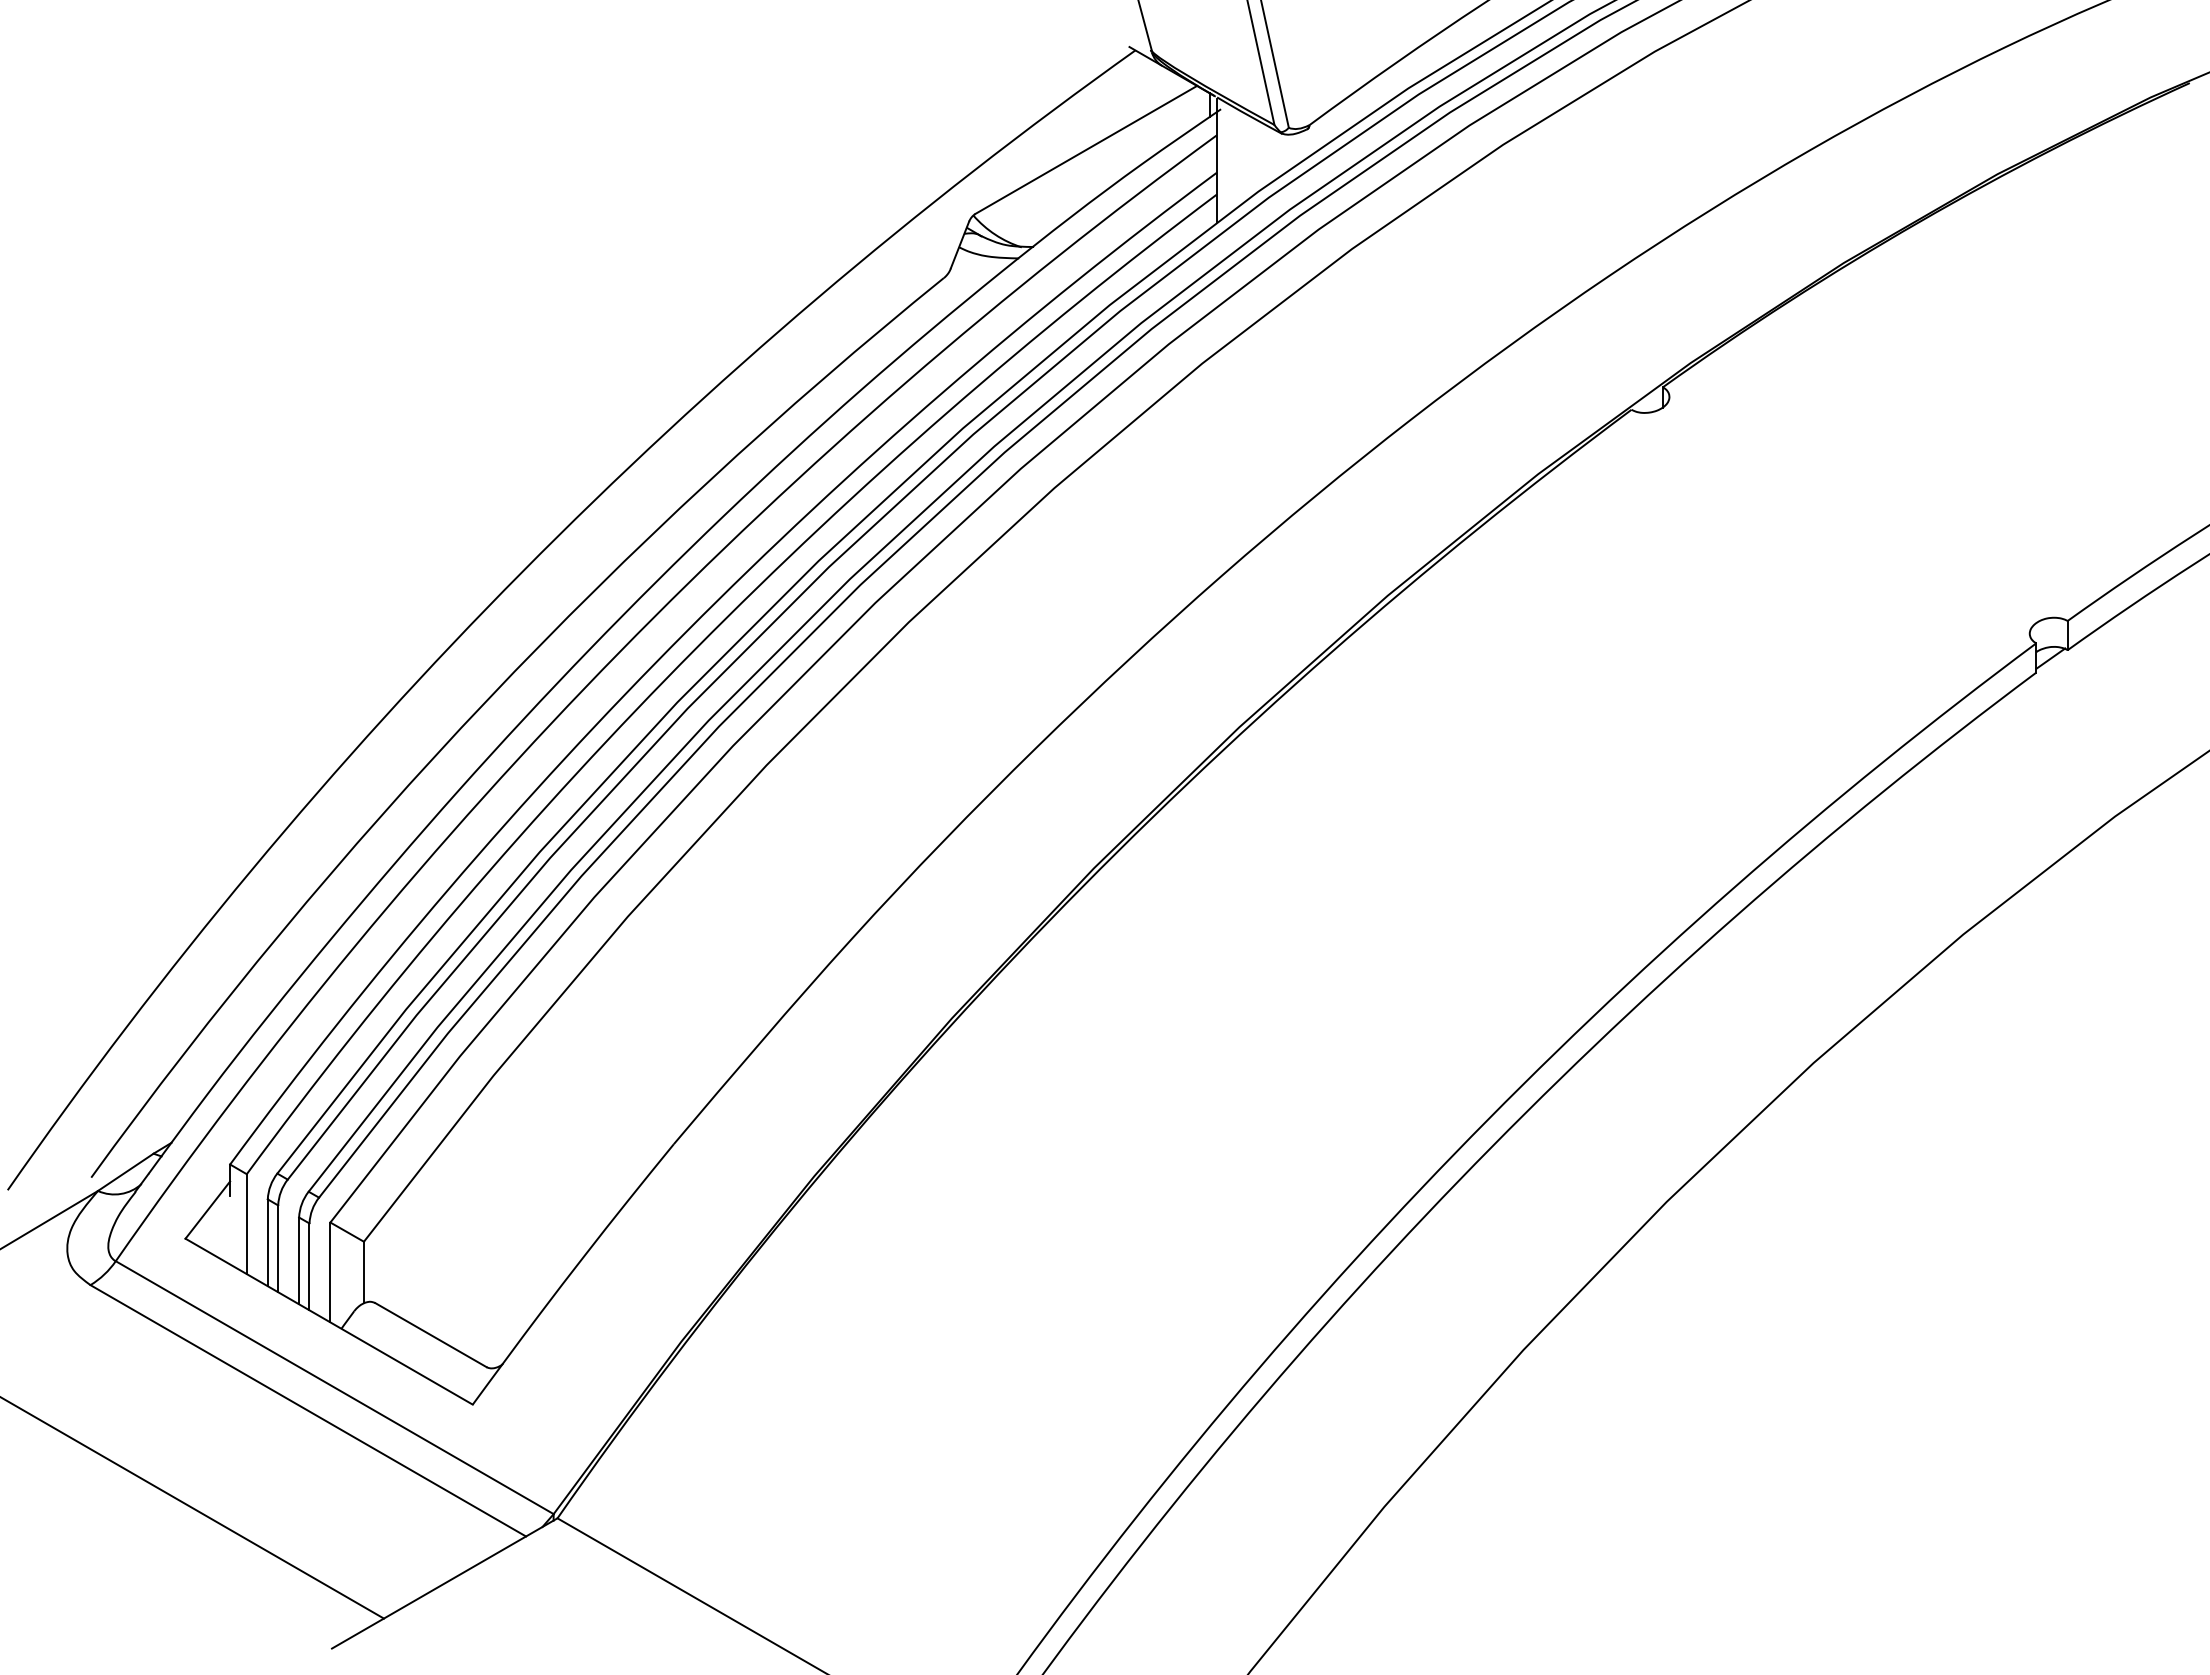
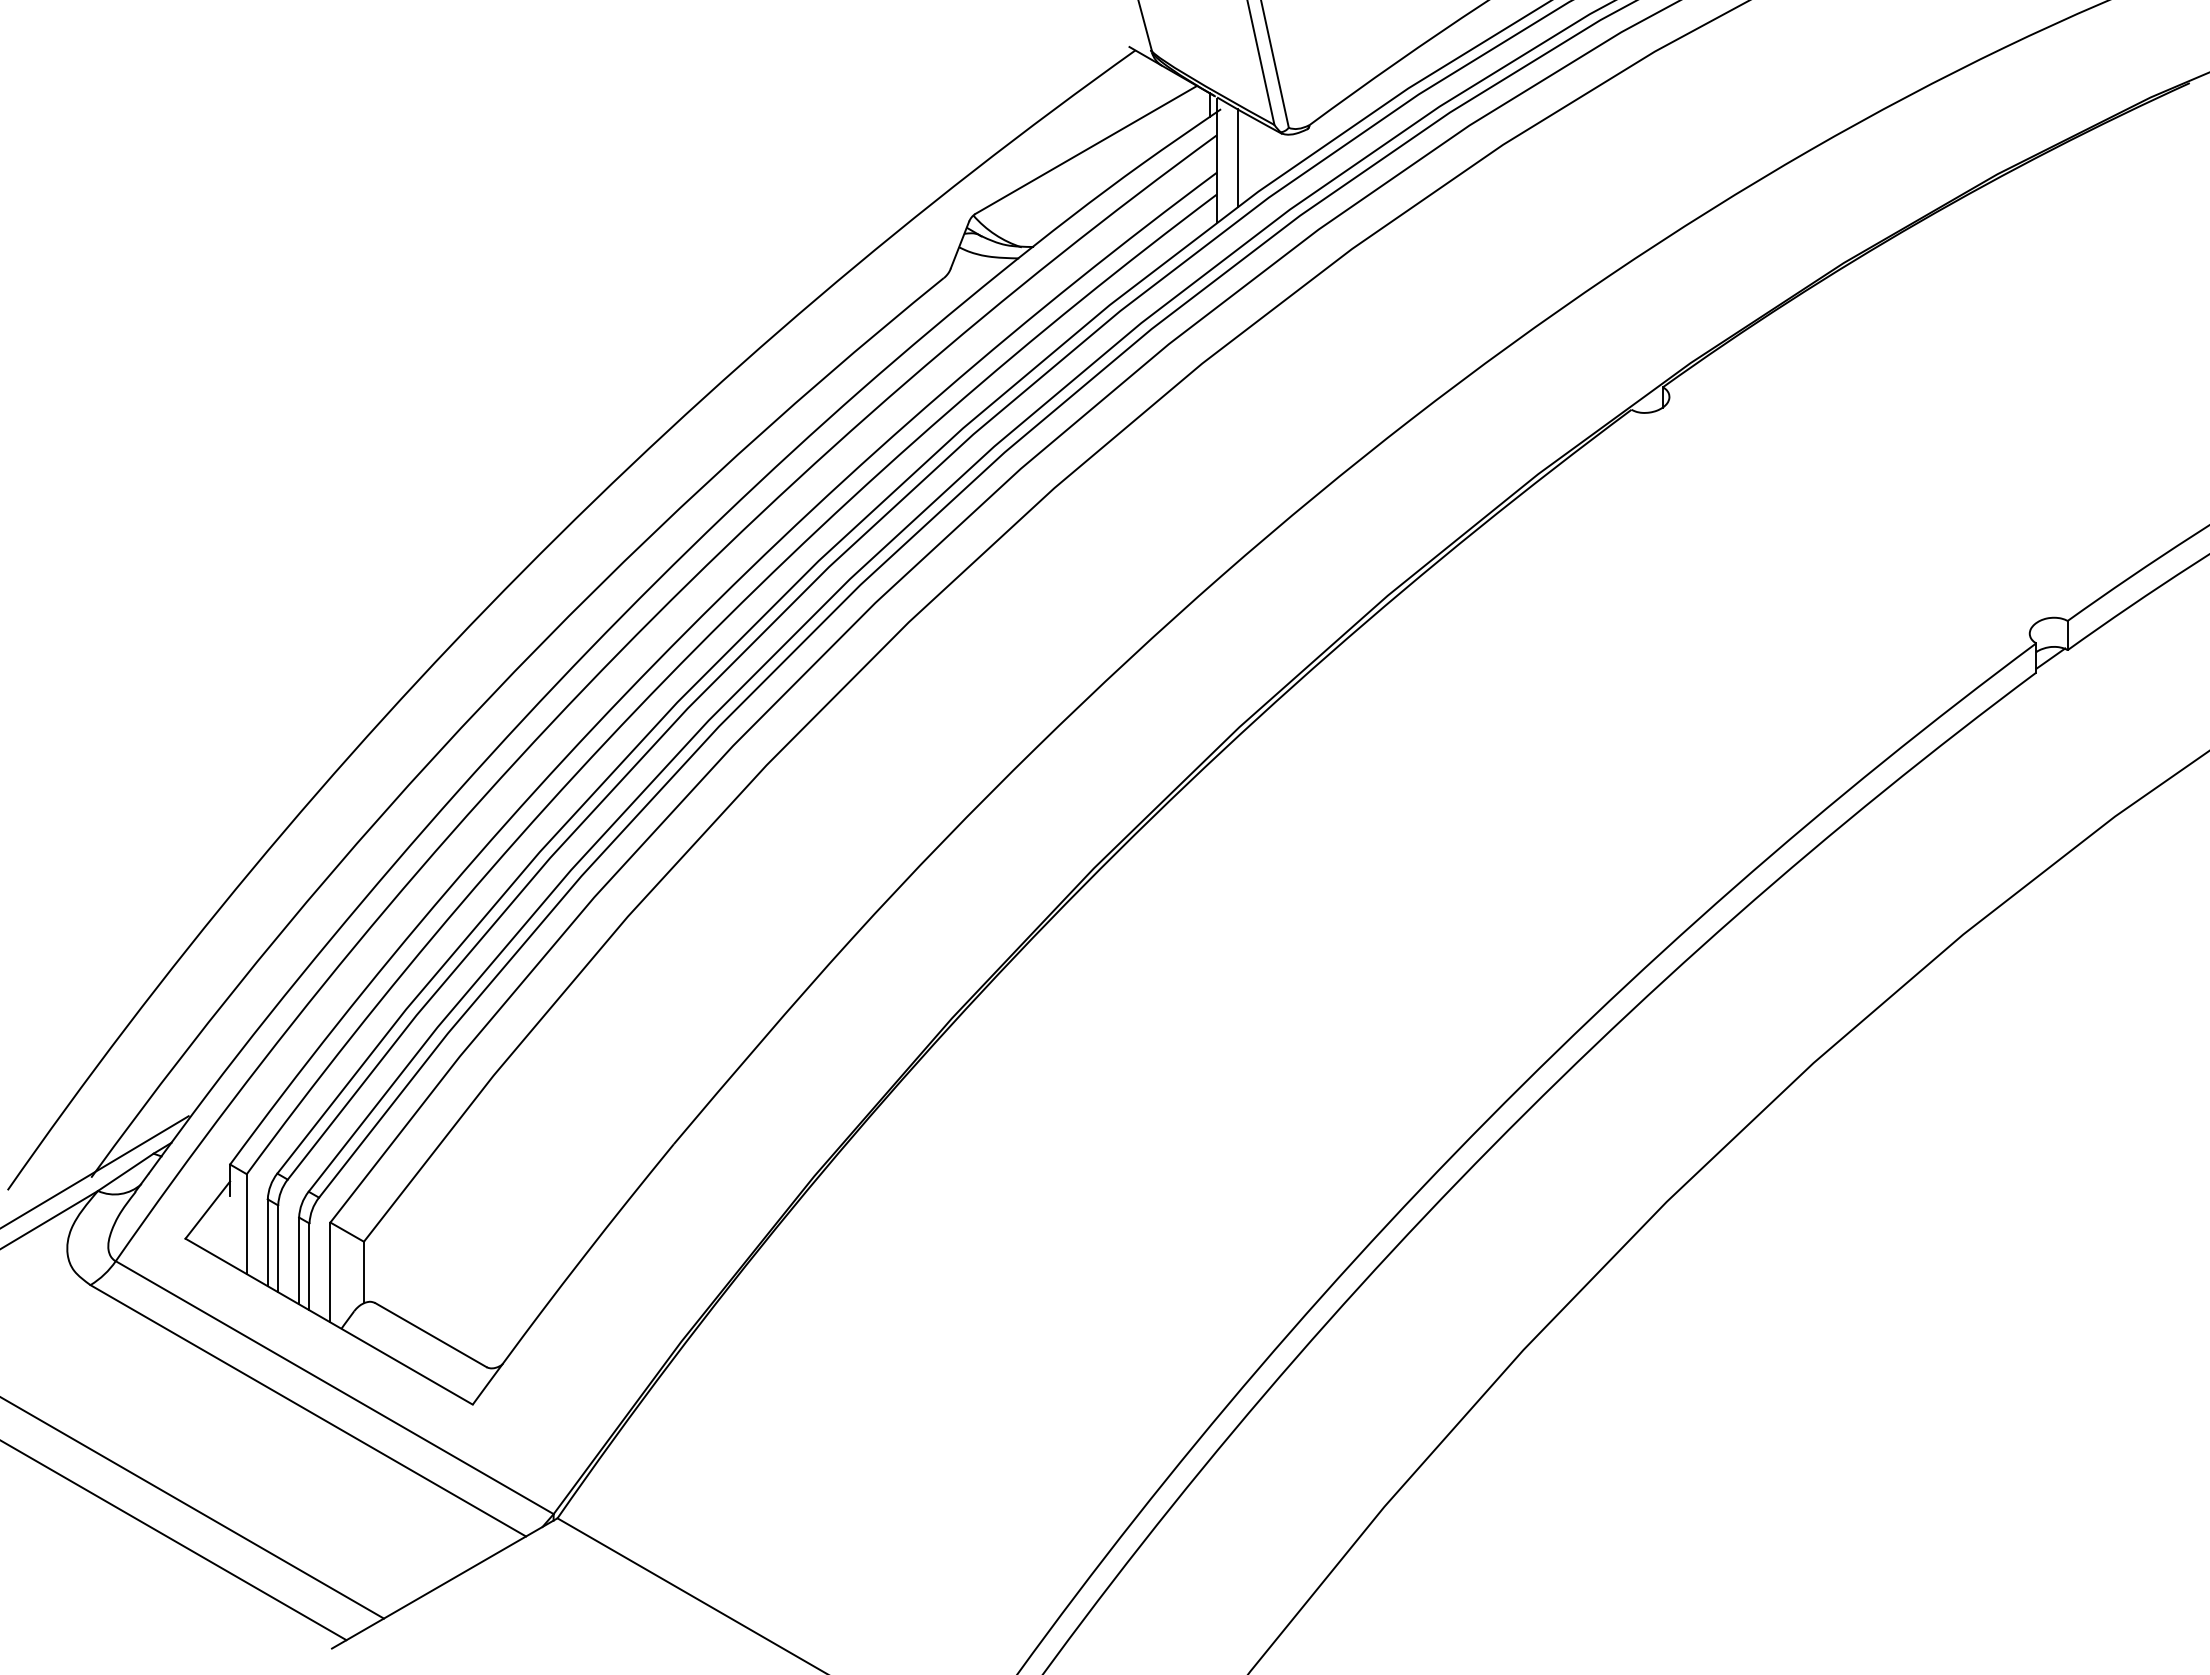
line: none -> present (1237, 157)
line: none -> present (95, 1171)
line: none -> present (174, 1540)
